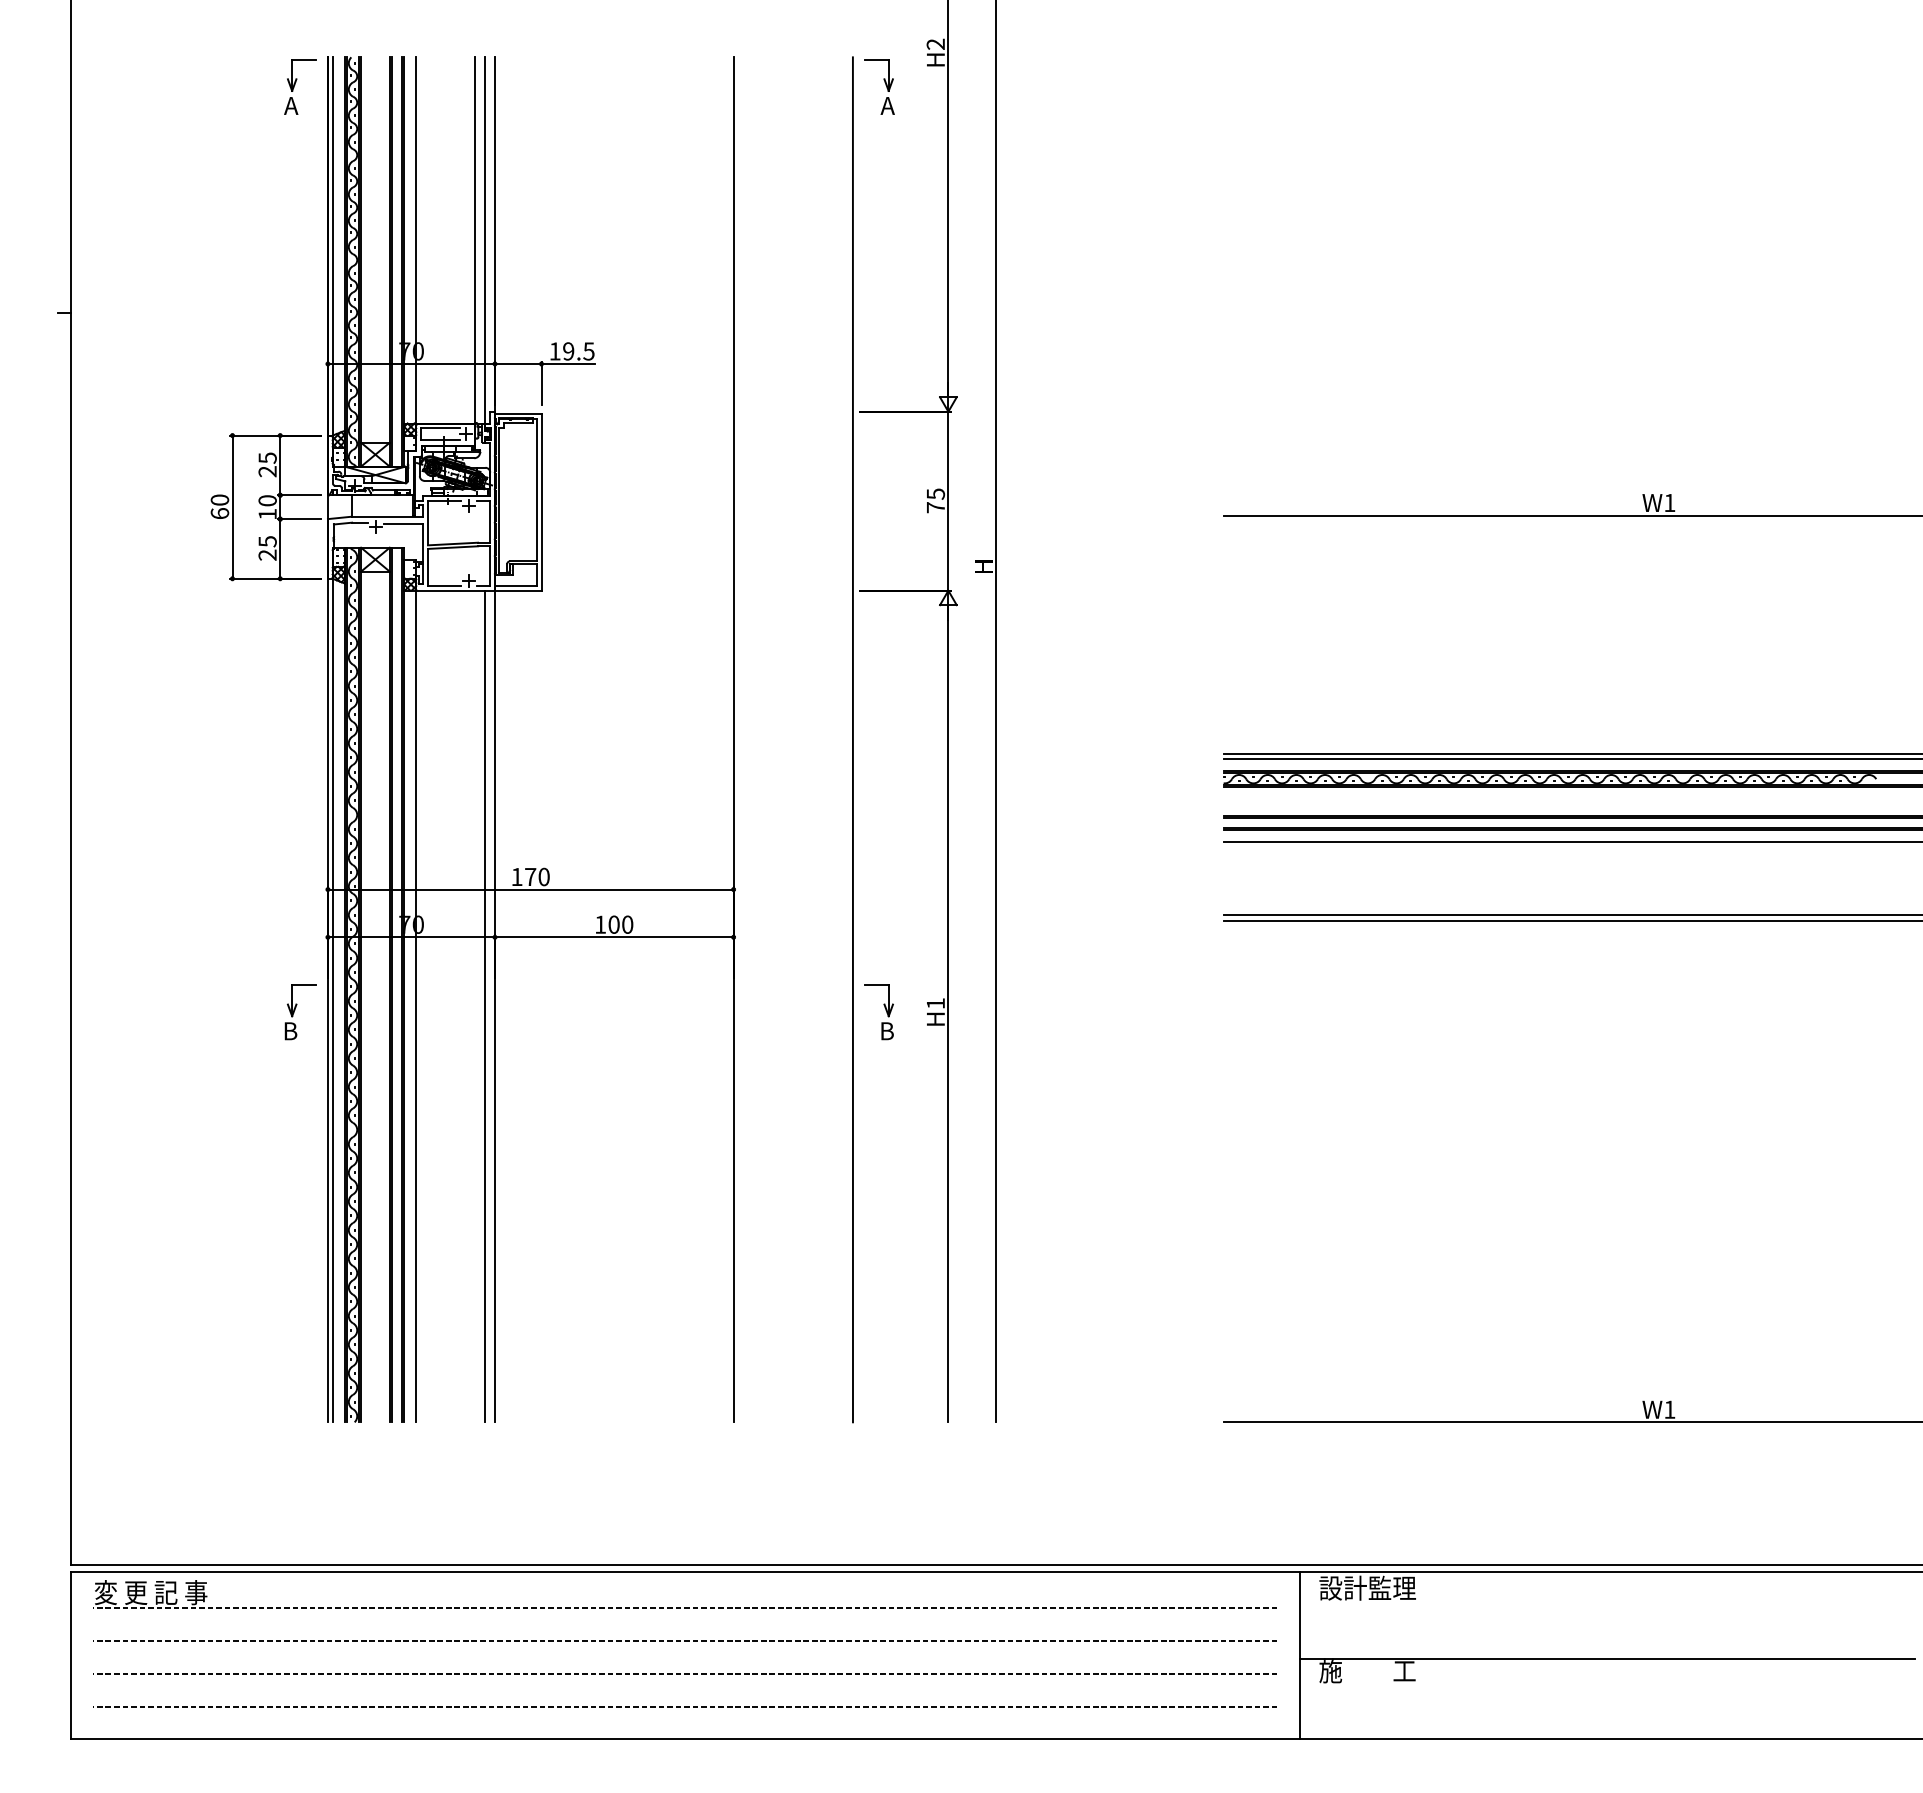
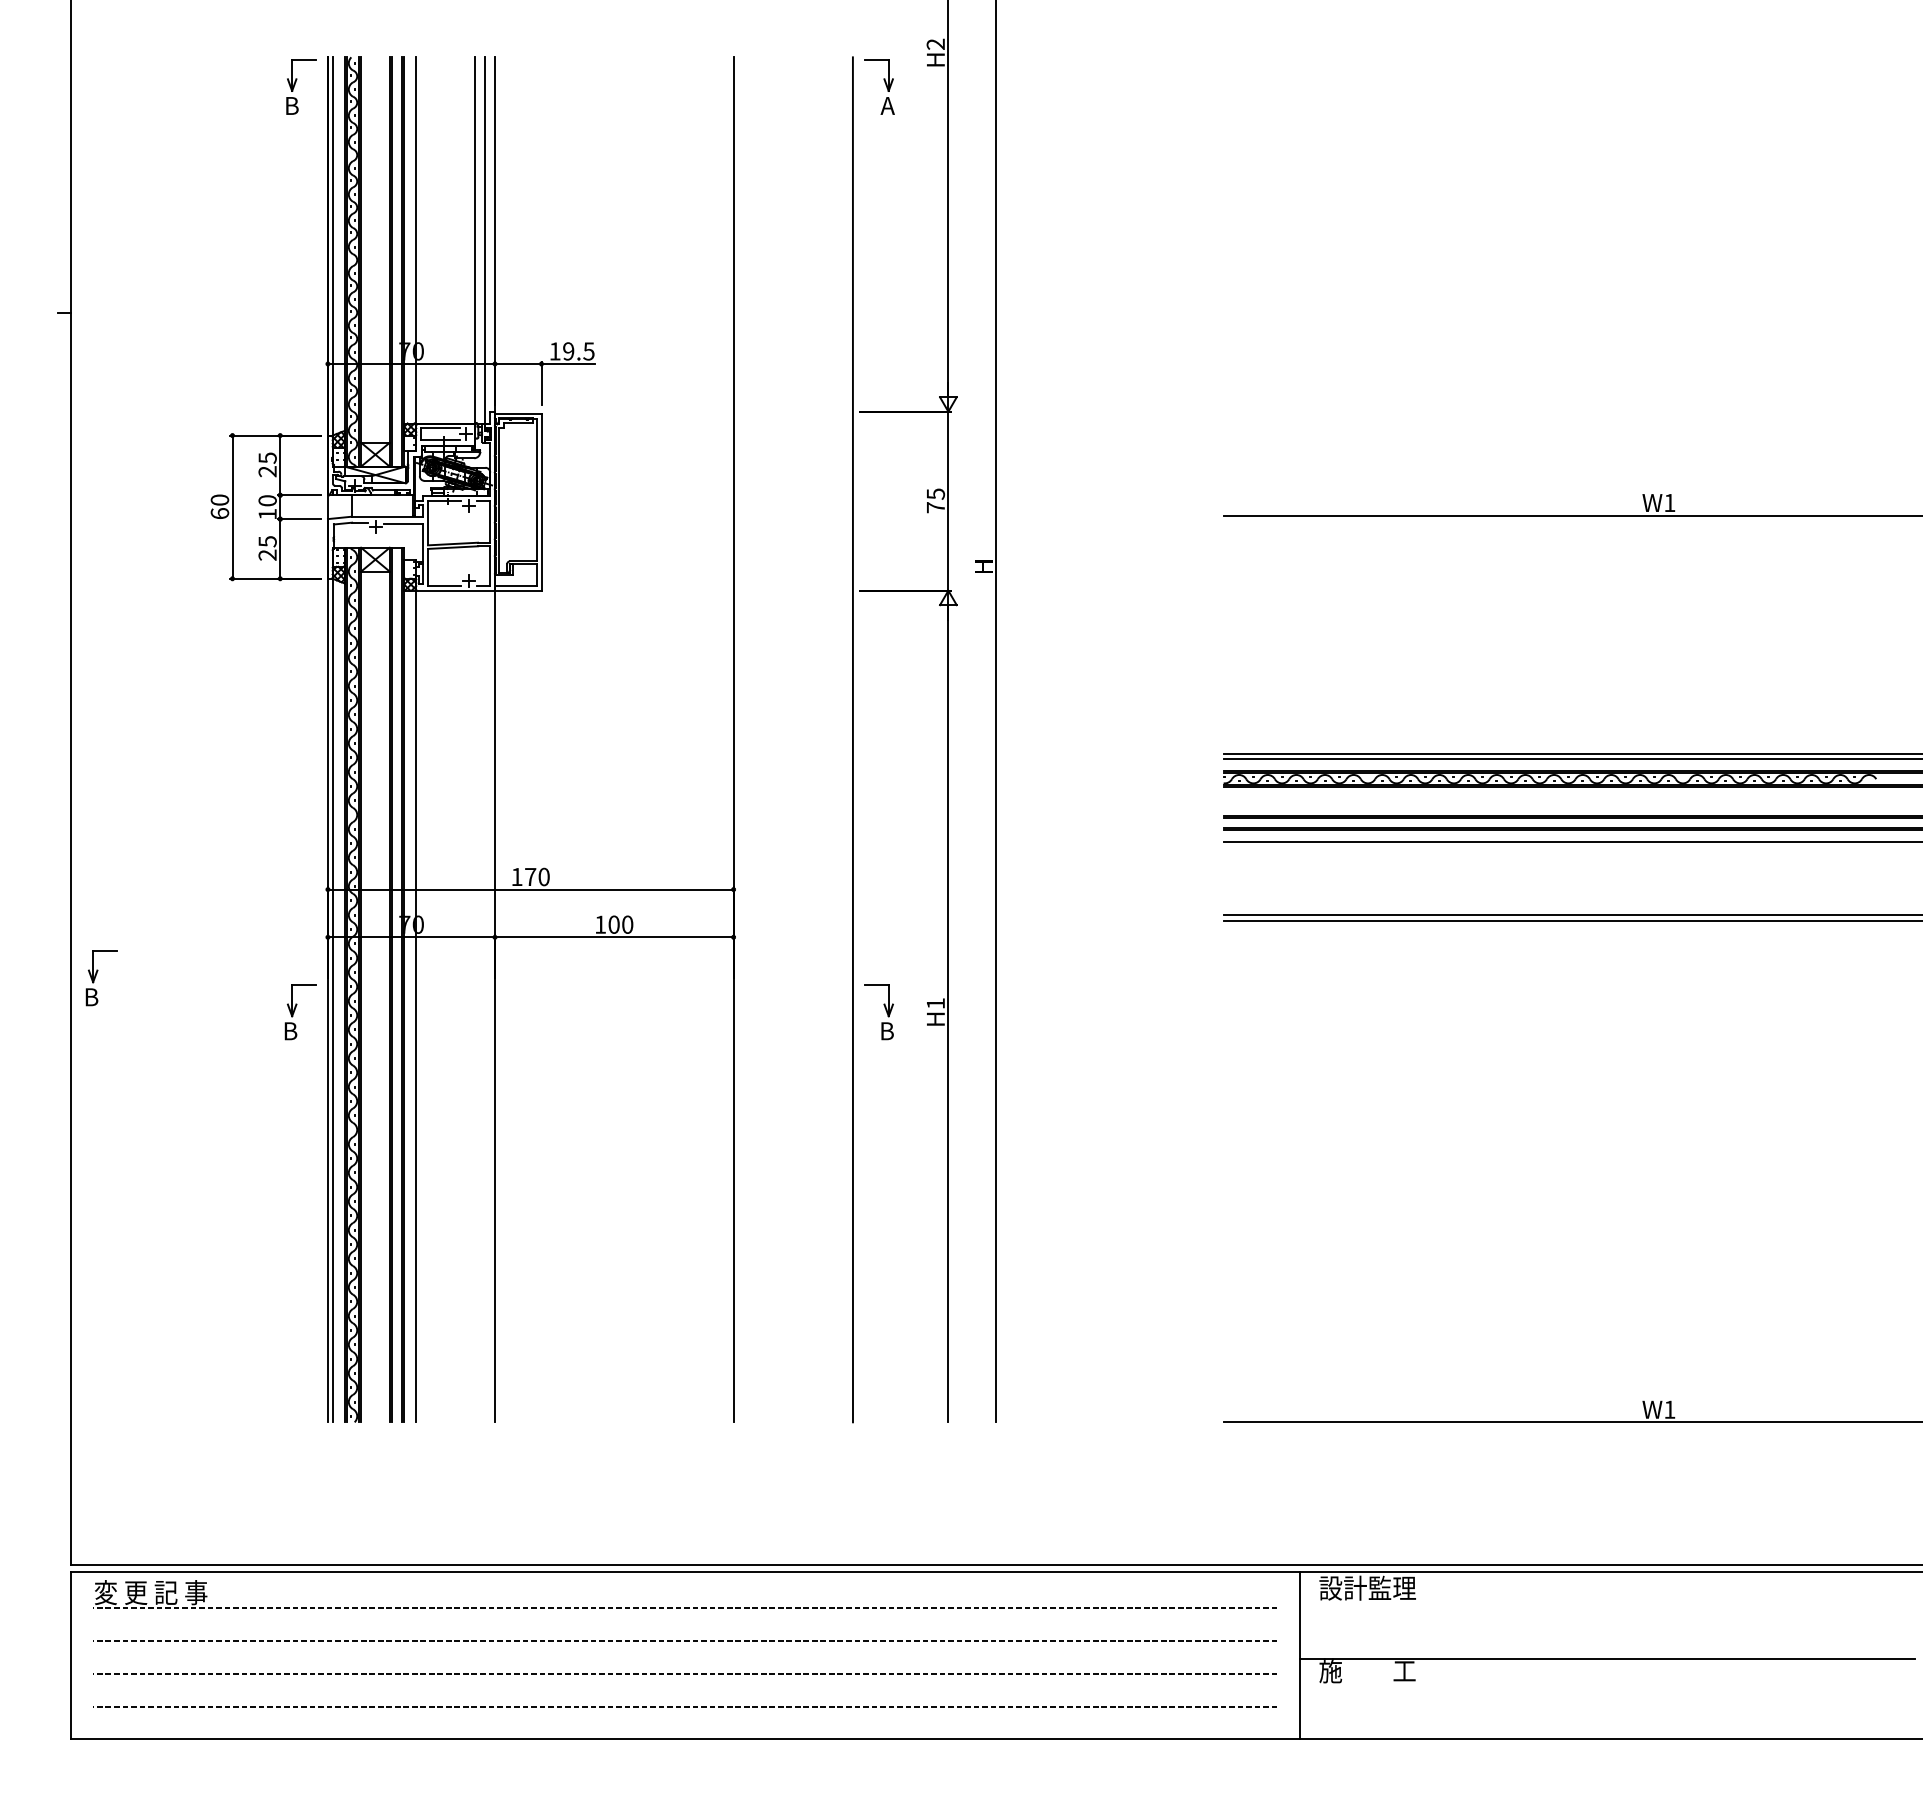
text: A -> B (291, 105)
part: none -> present (101, 978)
line: present -> none (484, 1006)
